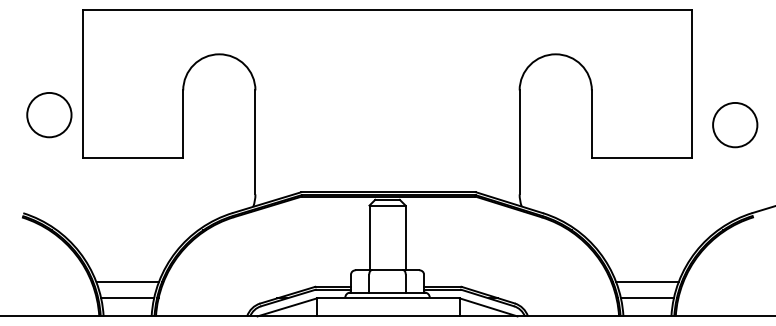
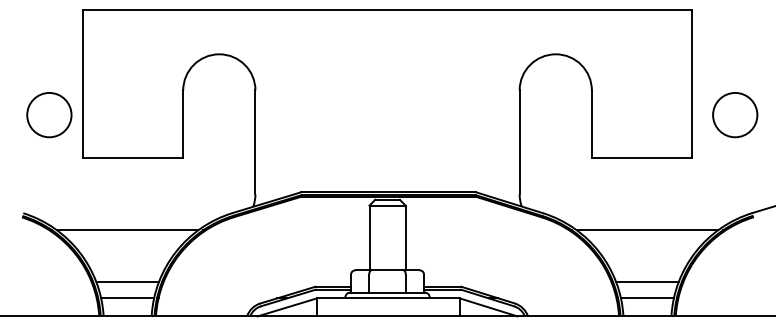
circle position: (735, 125) -> (735, 115) (735, 115)
line: none -> present (127, 230)
line: none -> present (647, 230)
